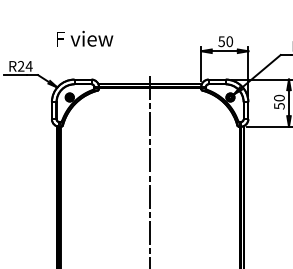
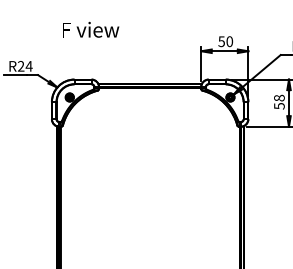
text position: (85, 38) -> (91, 29) (91, 29)
text: 50 -> 58 (279, 97)
line: present -> none (150, 170)
